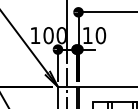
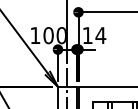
text: 10 -> 14 (100, 35)
